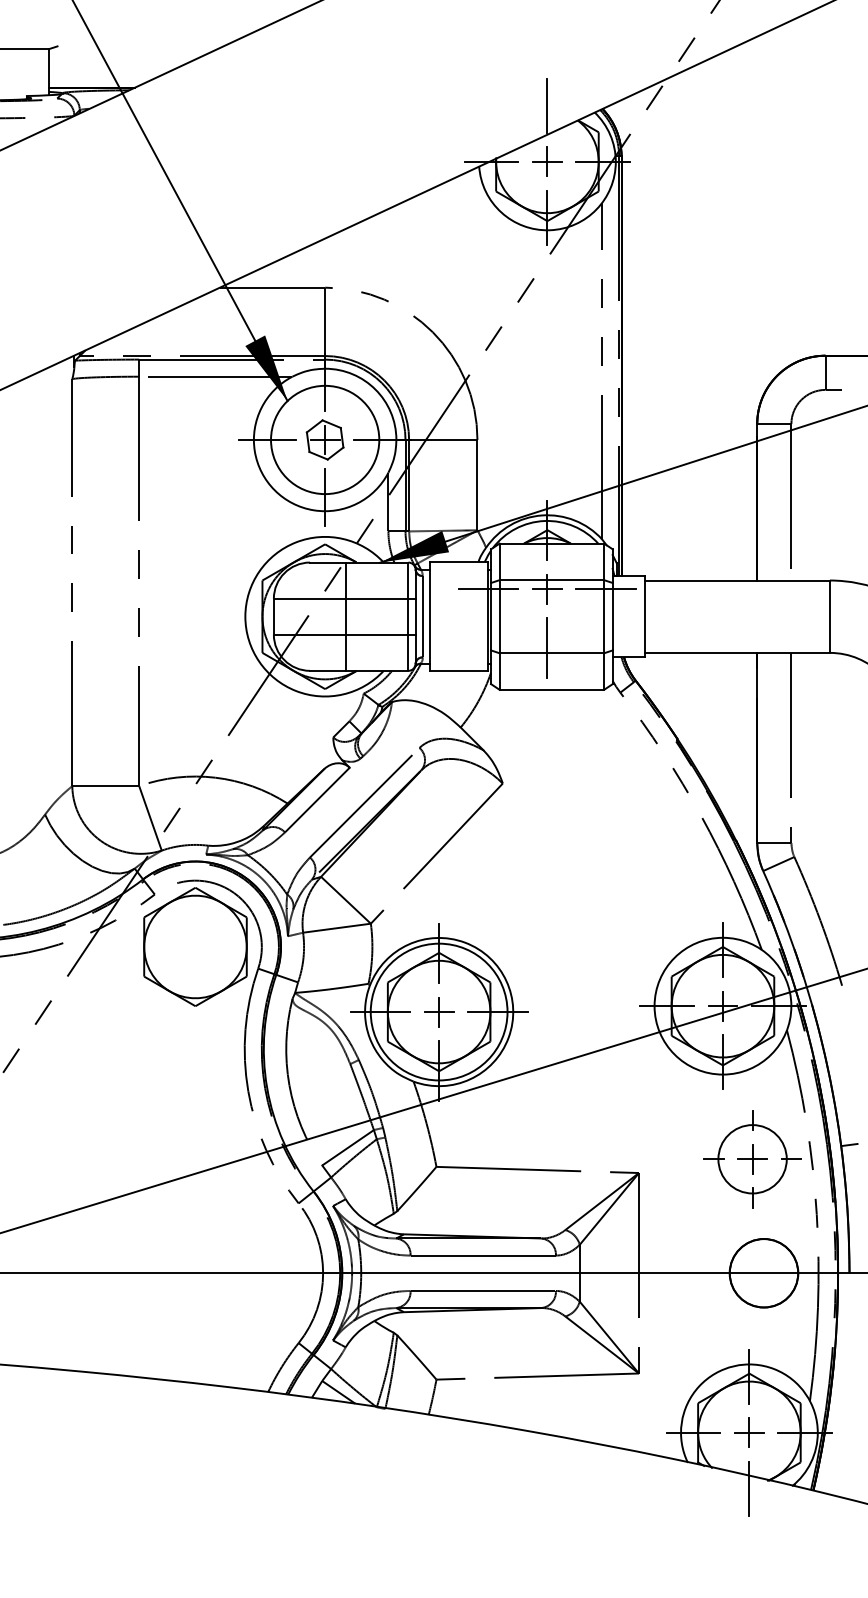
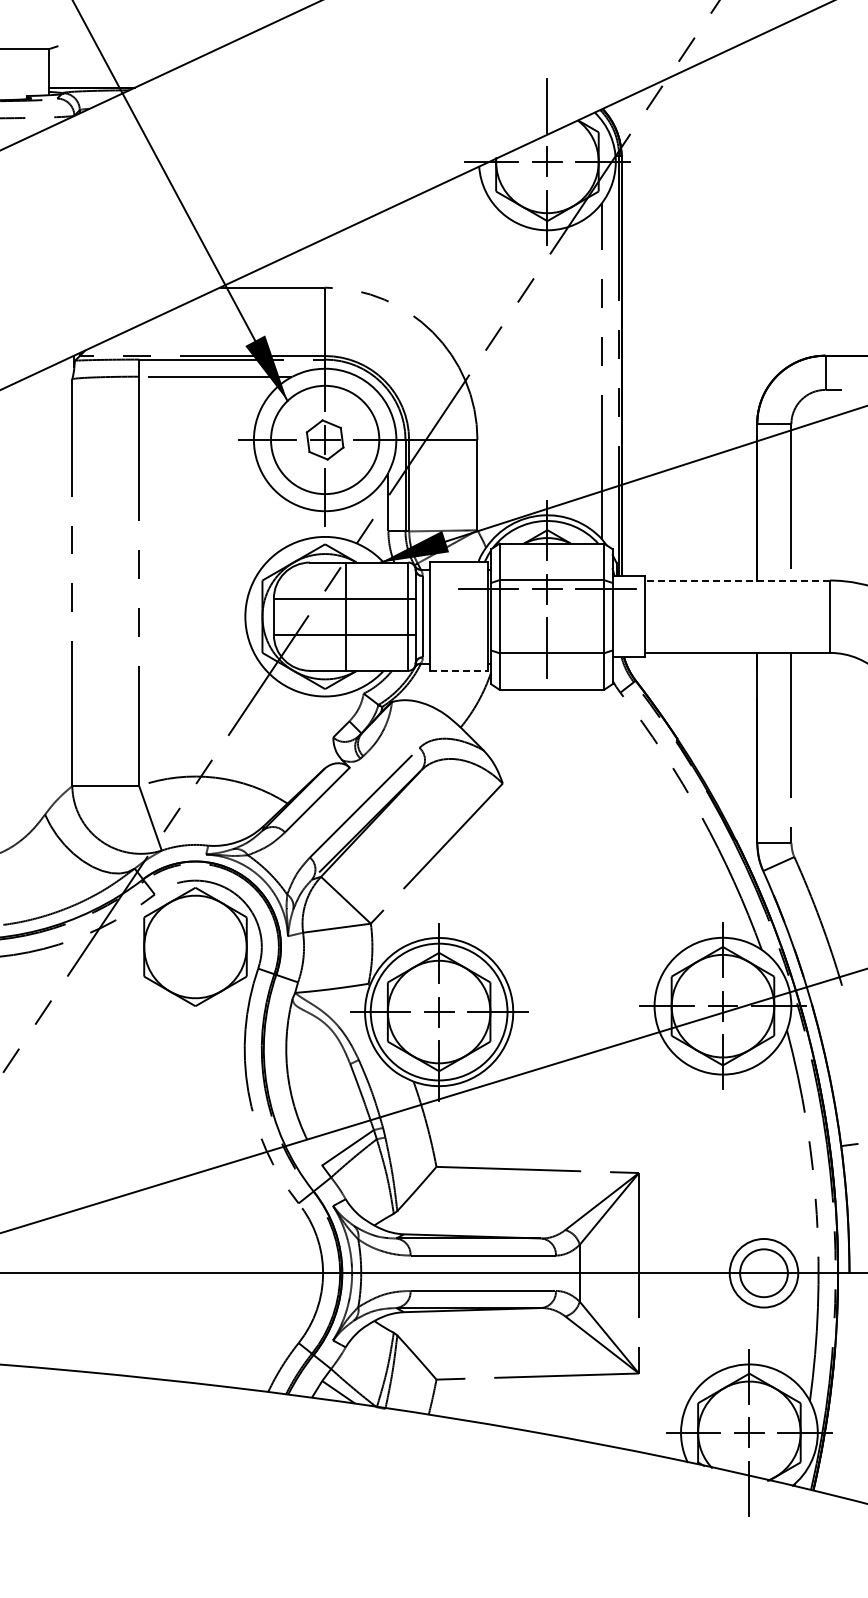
line: solid -> dashed (736, 580)
line: solid -> dashed (459, 671)
part: present -> none (752, 1159)
circle diameter: 68 px -> 48 px (763, 1273)
